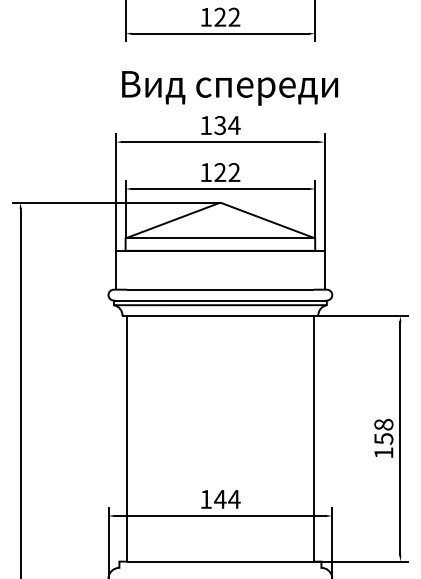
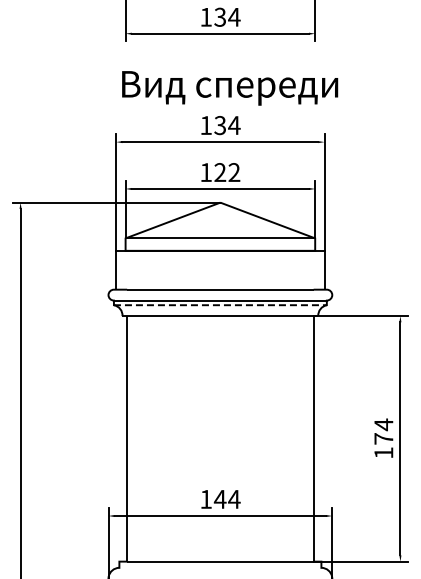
text: 122 -> 134 (227, 16)
line: solid -> dashed (220, 305)
text: 158 -> 174 (383, 431)
